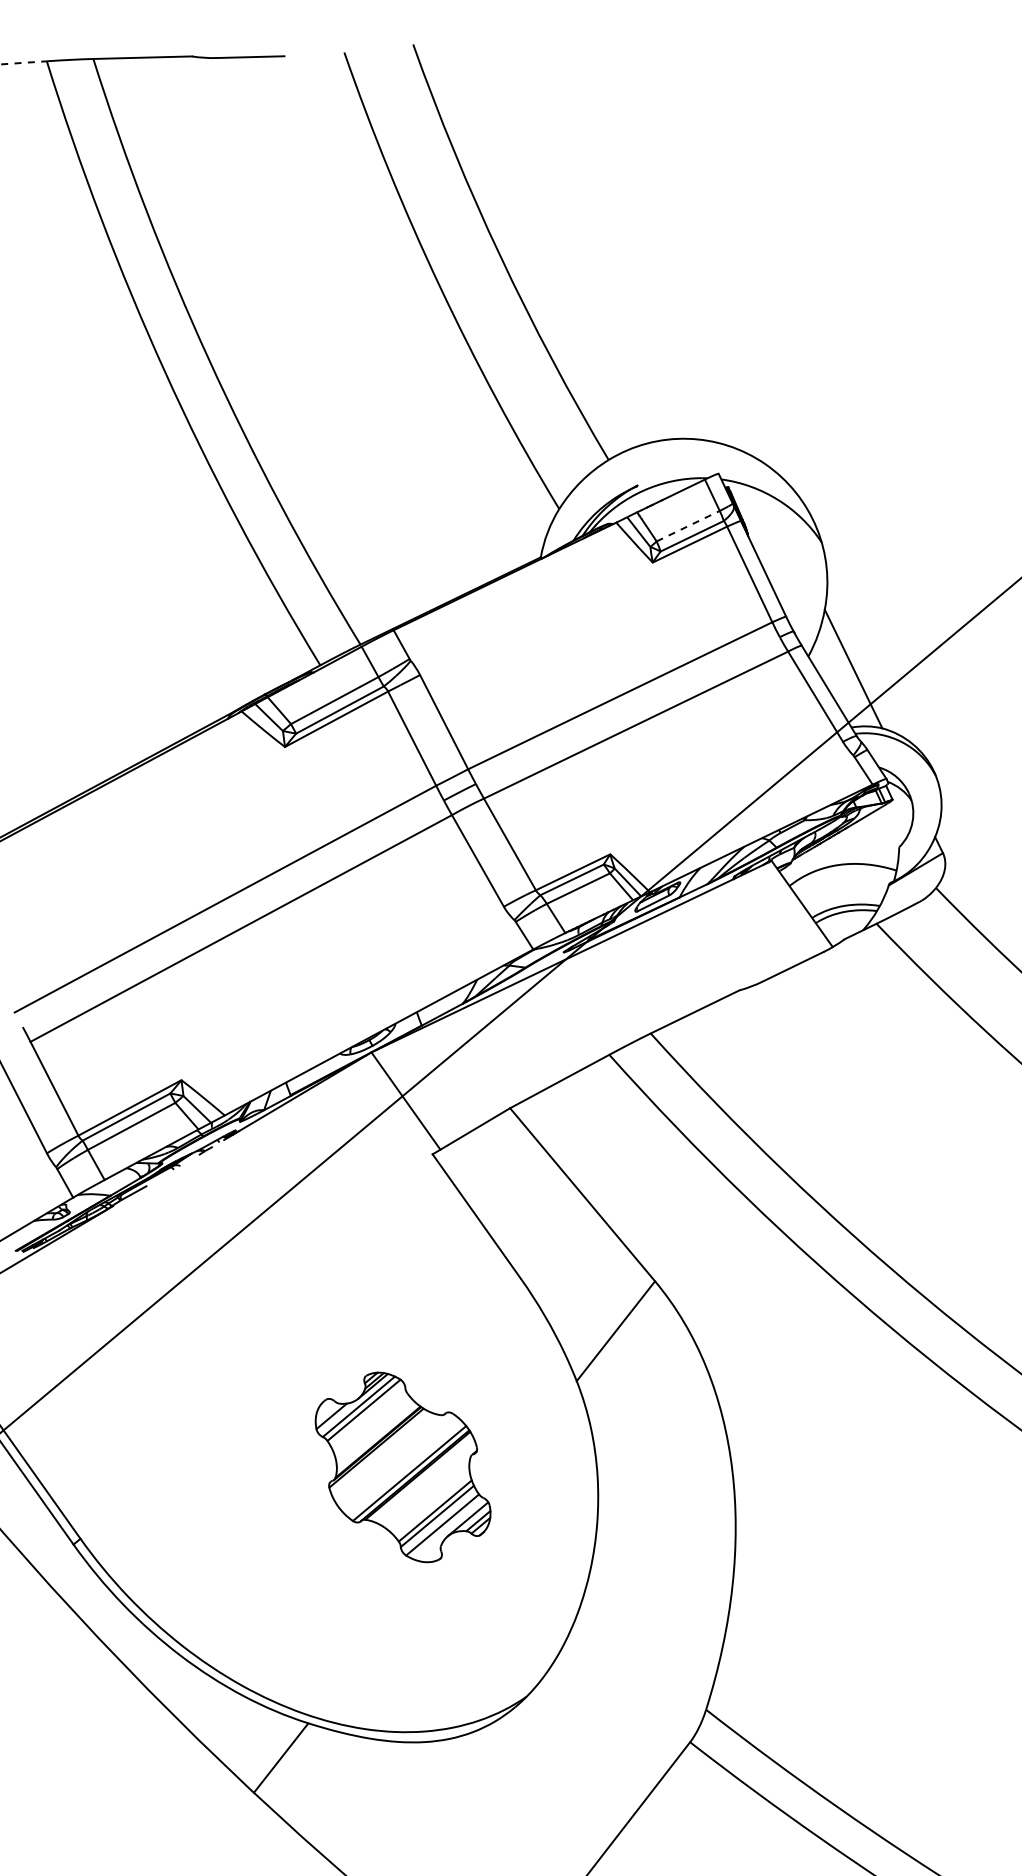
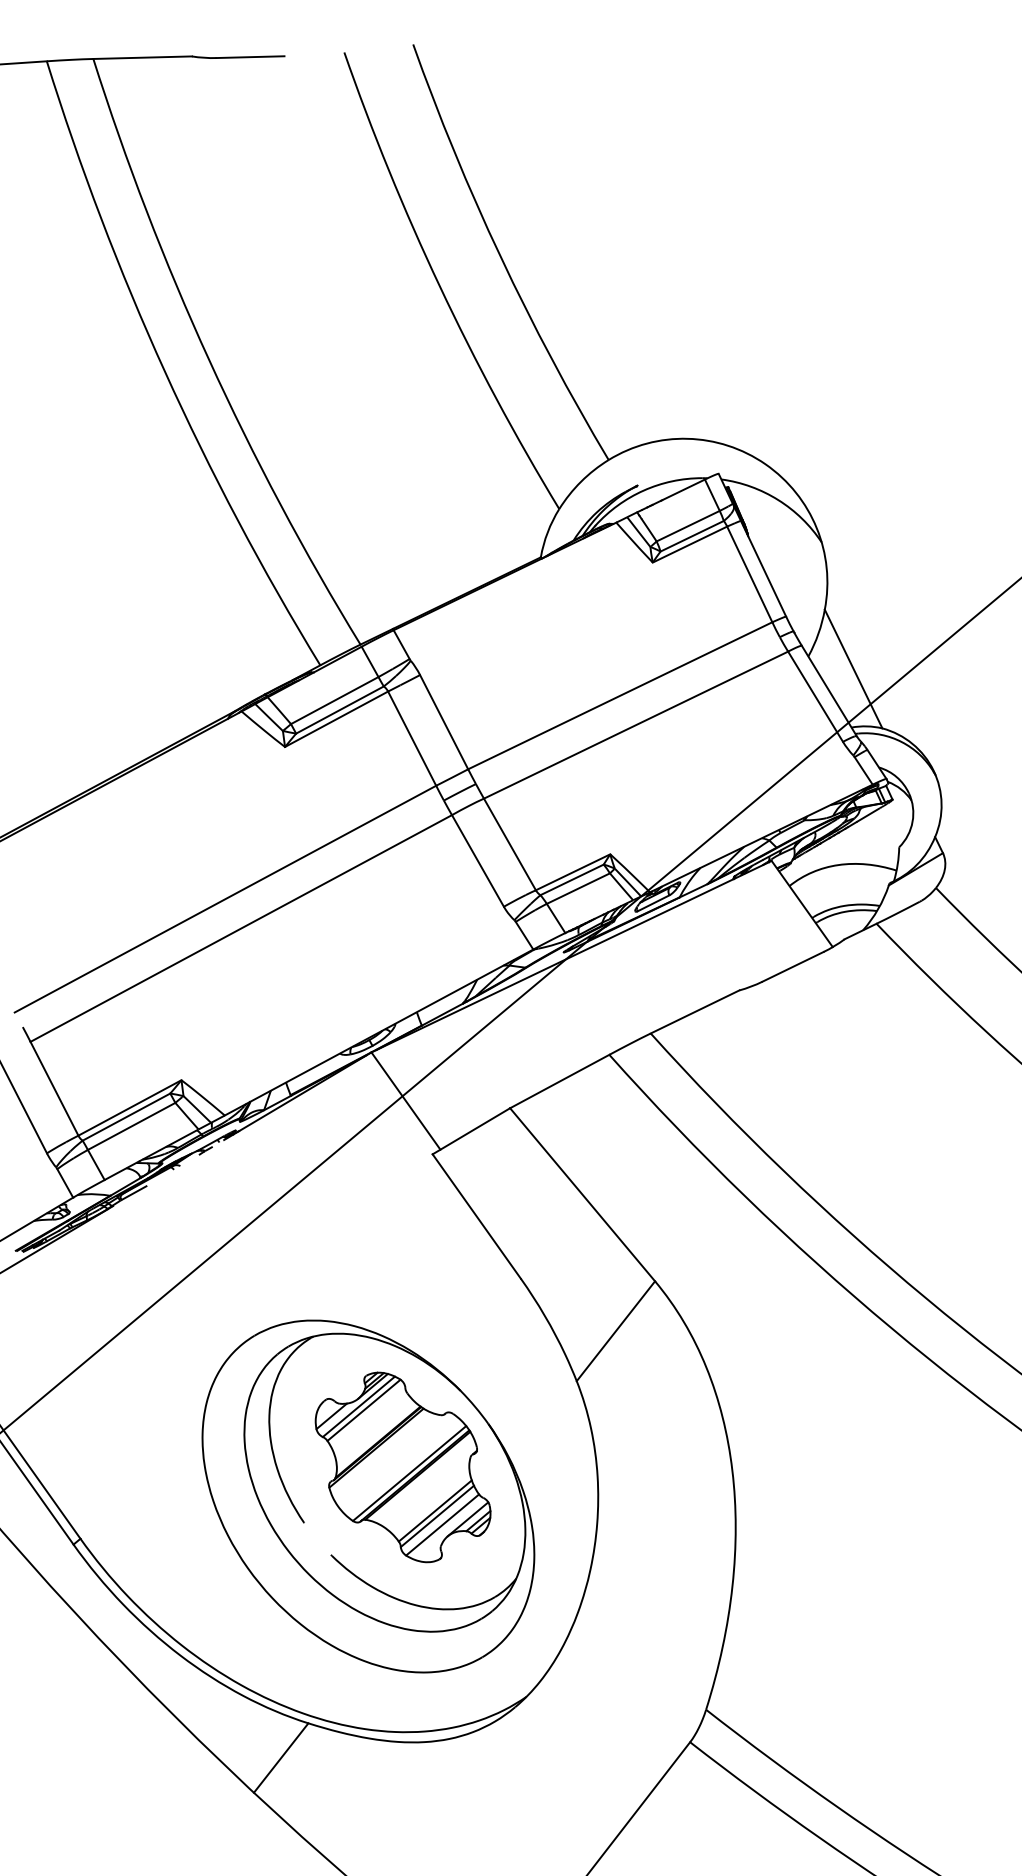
line: dashed -> solid (23, 62)
line: dashed -> solid (688, 525)
part: none -> present (368, 1496)
